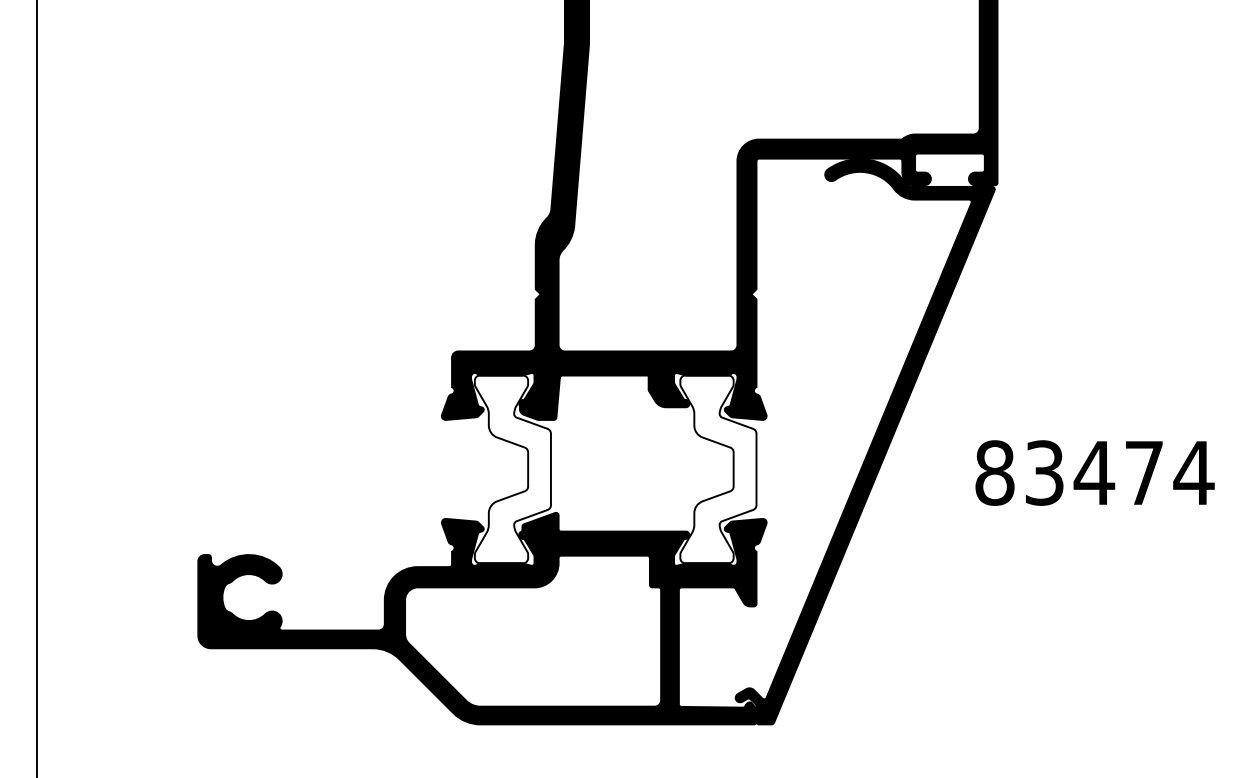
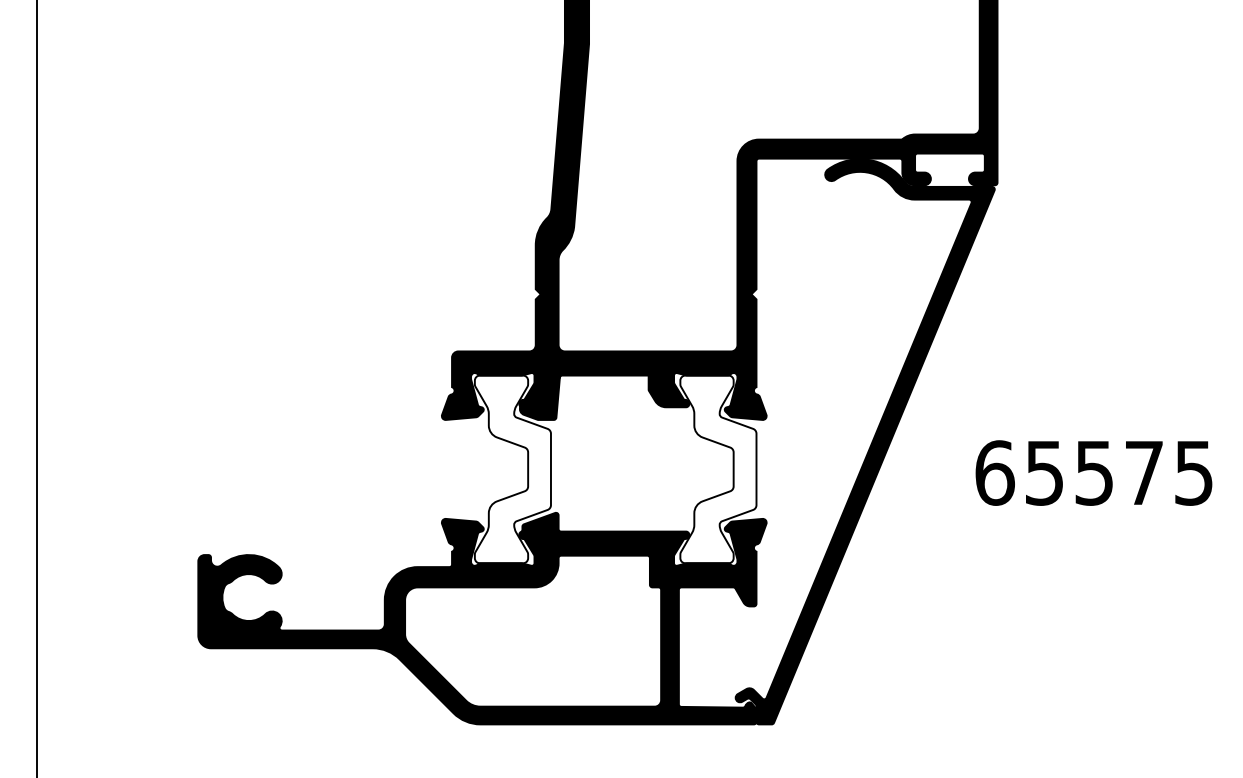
text: 83474 -> 65575 (1094, 472)
